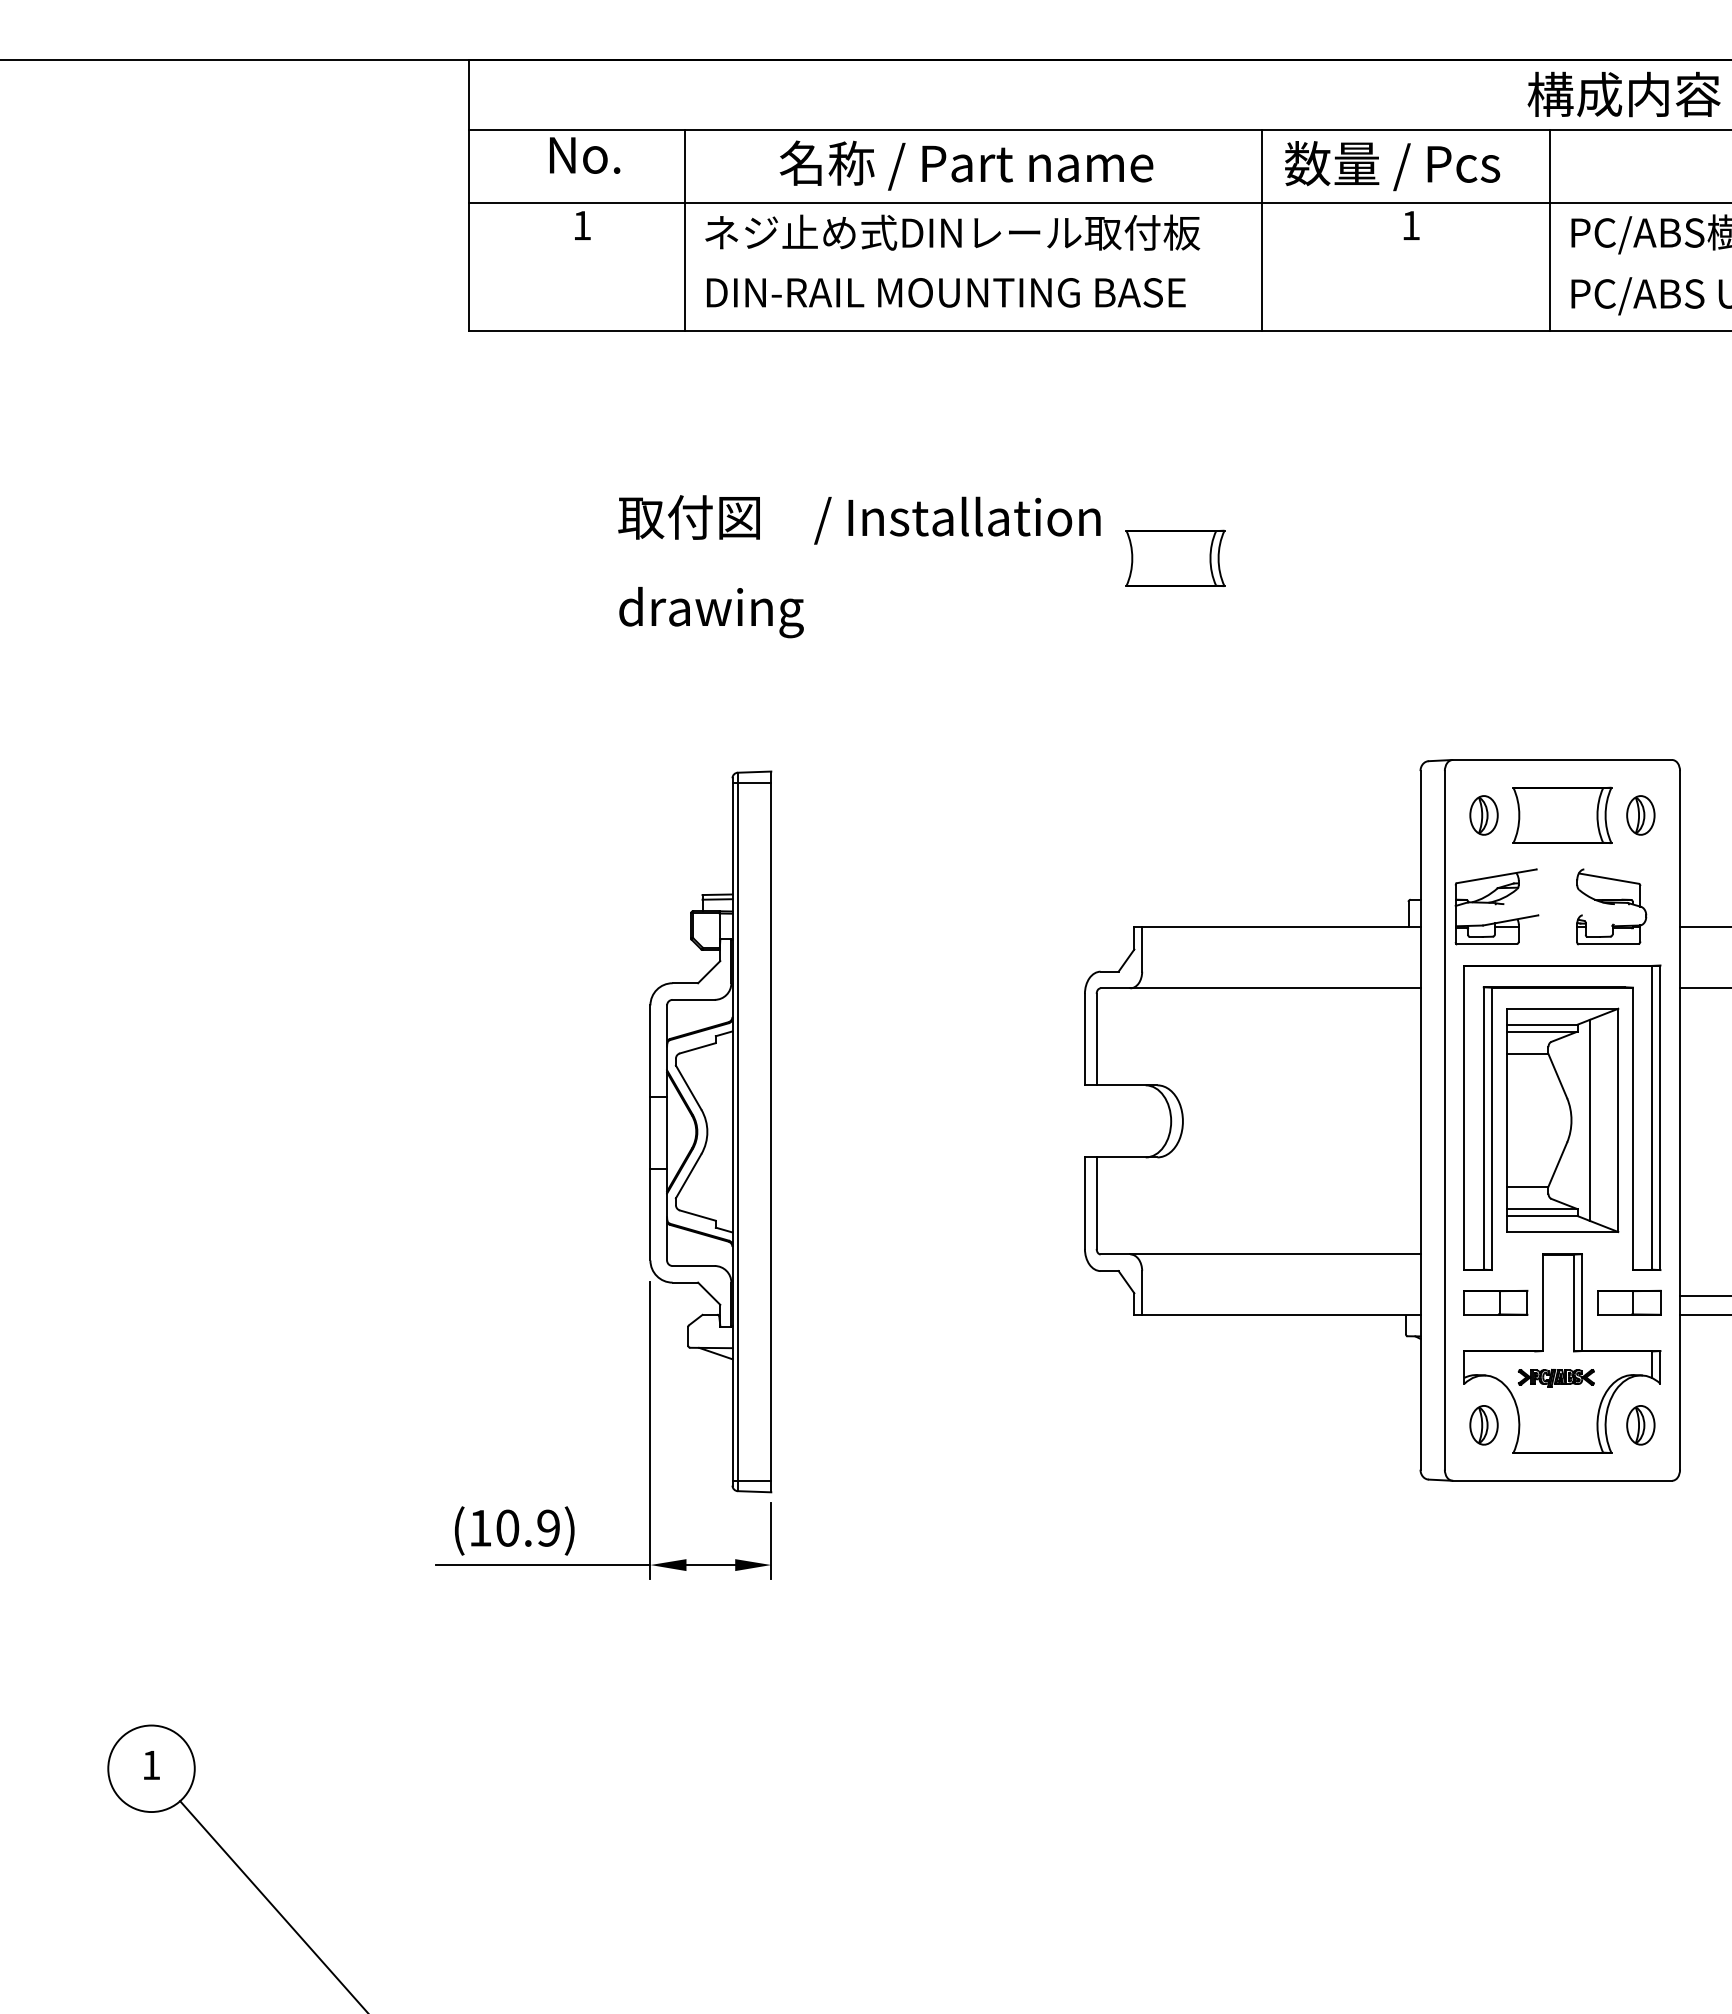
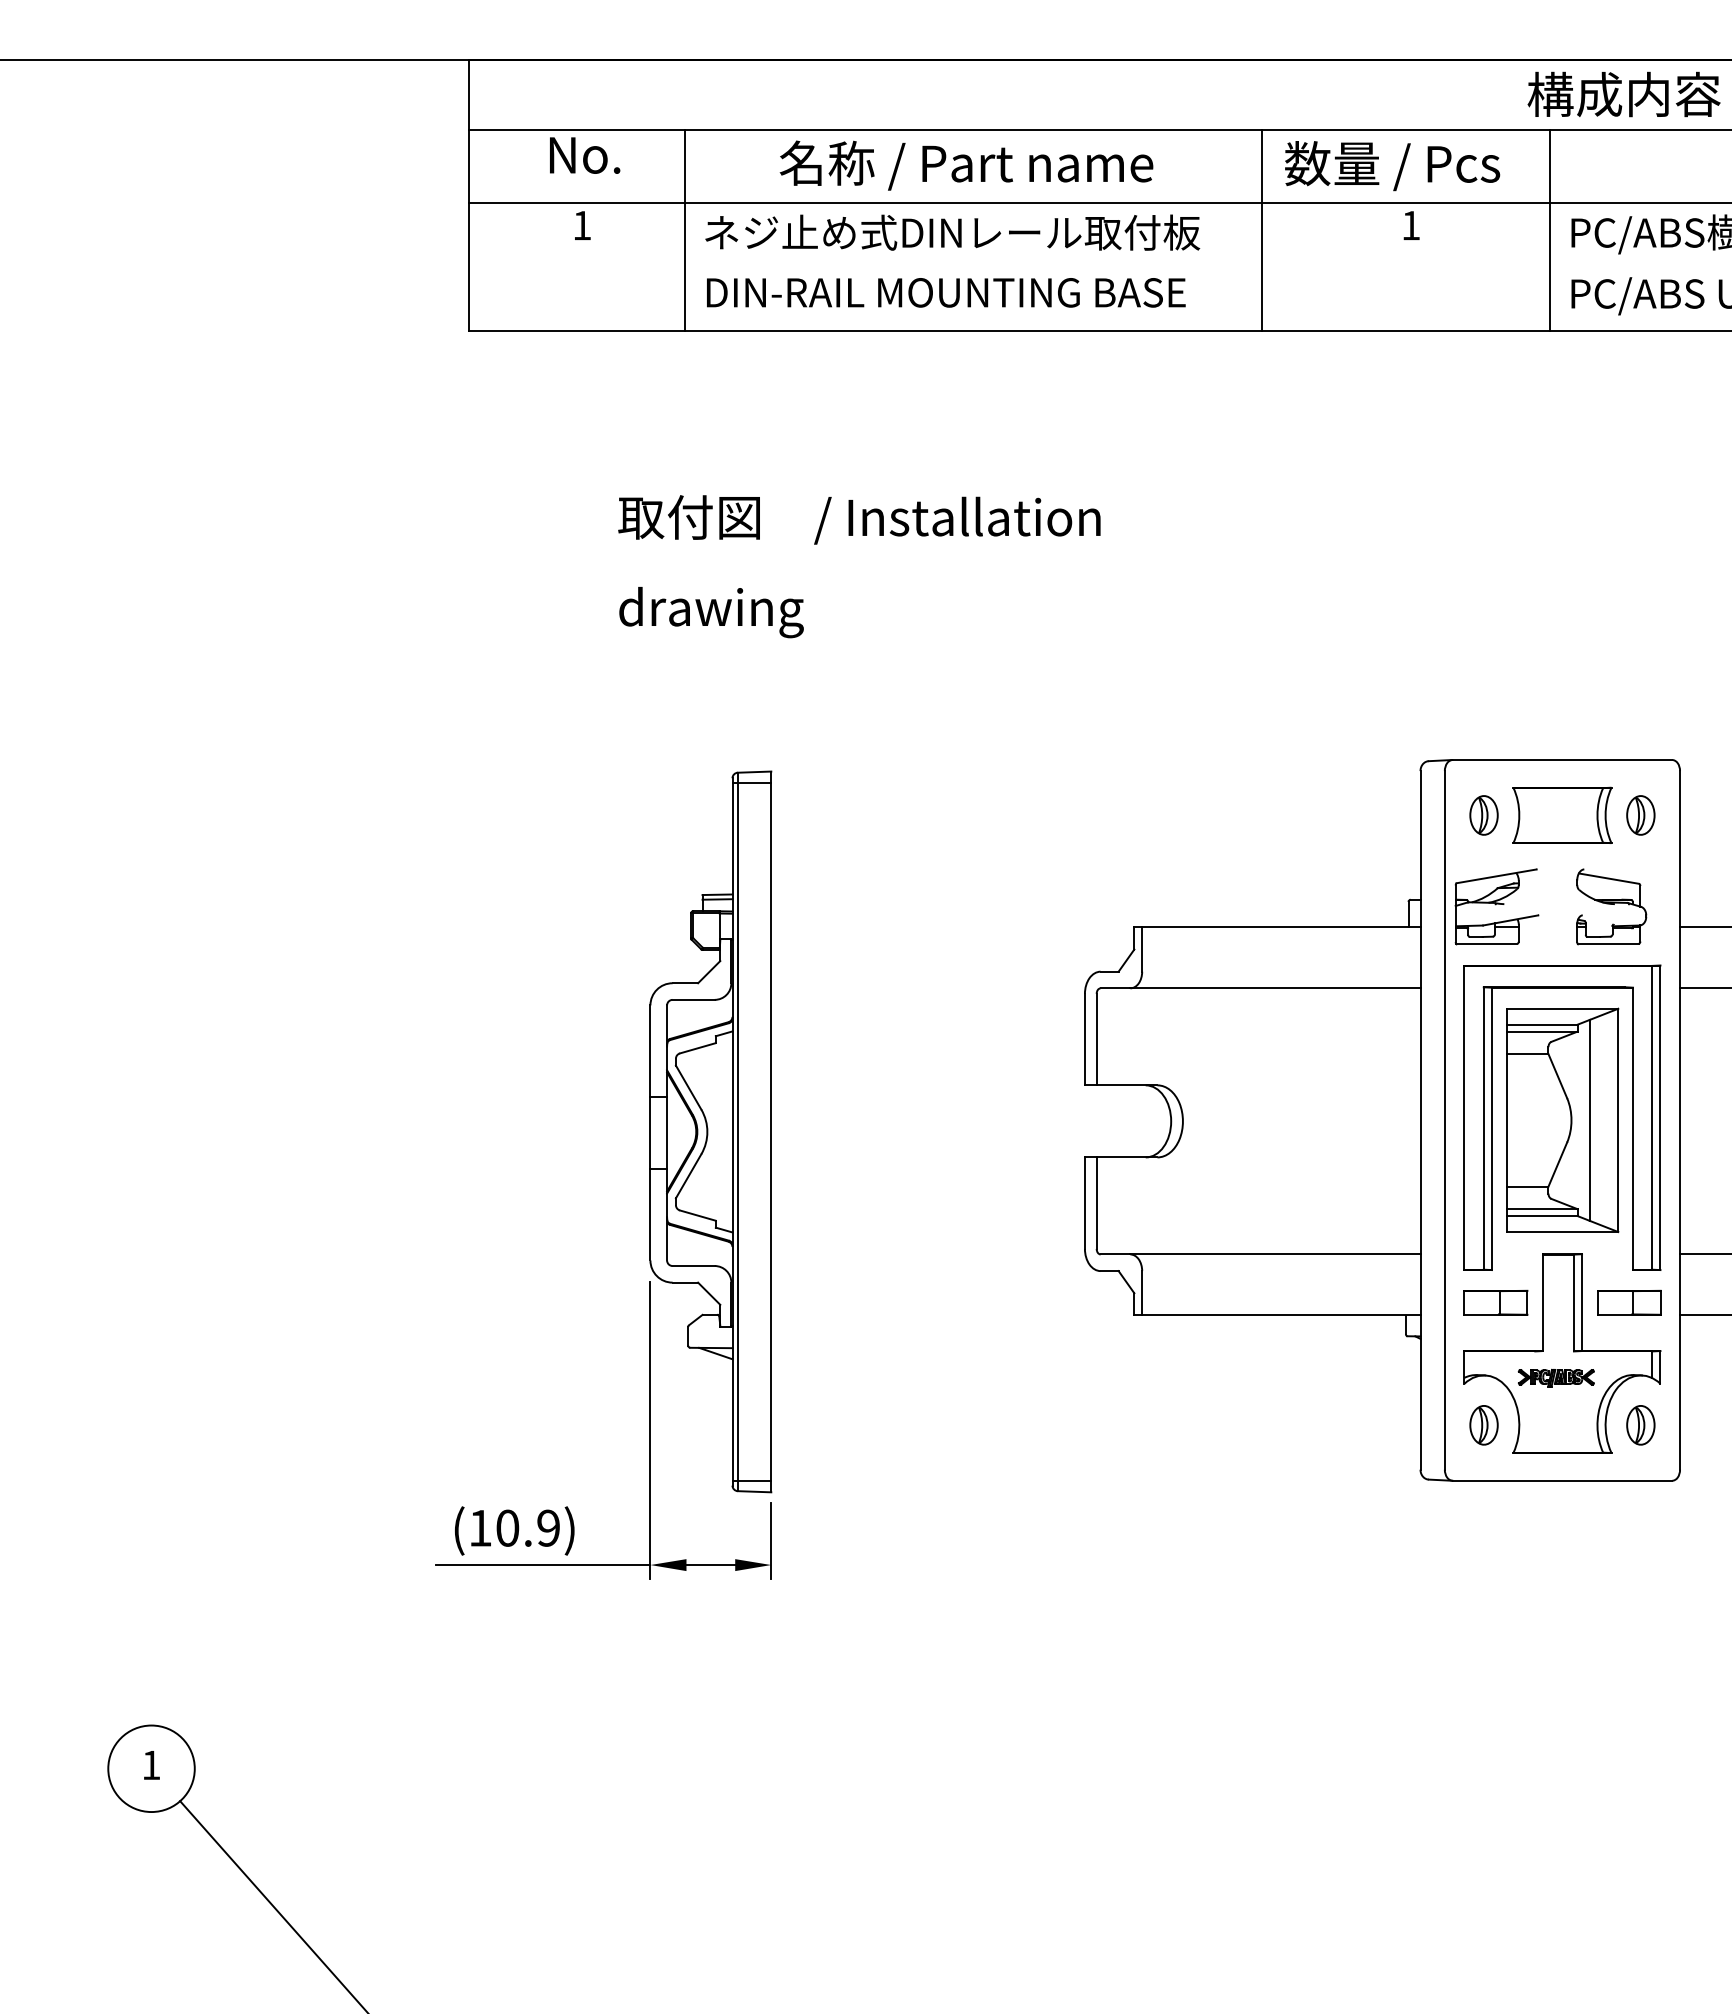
part: present -> none (1175, 557)
line position: (1704, 1296) -> (1704, 1254) (1704, 1254)
